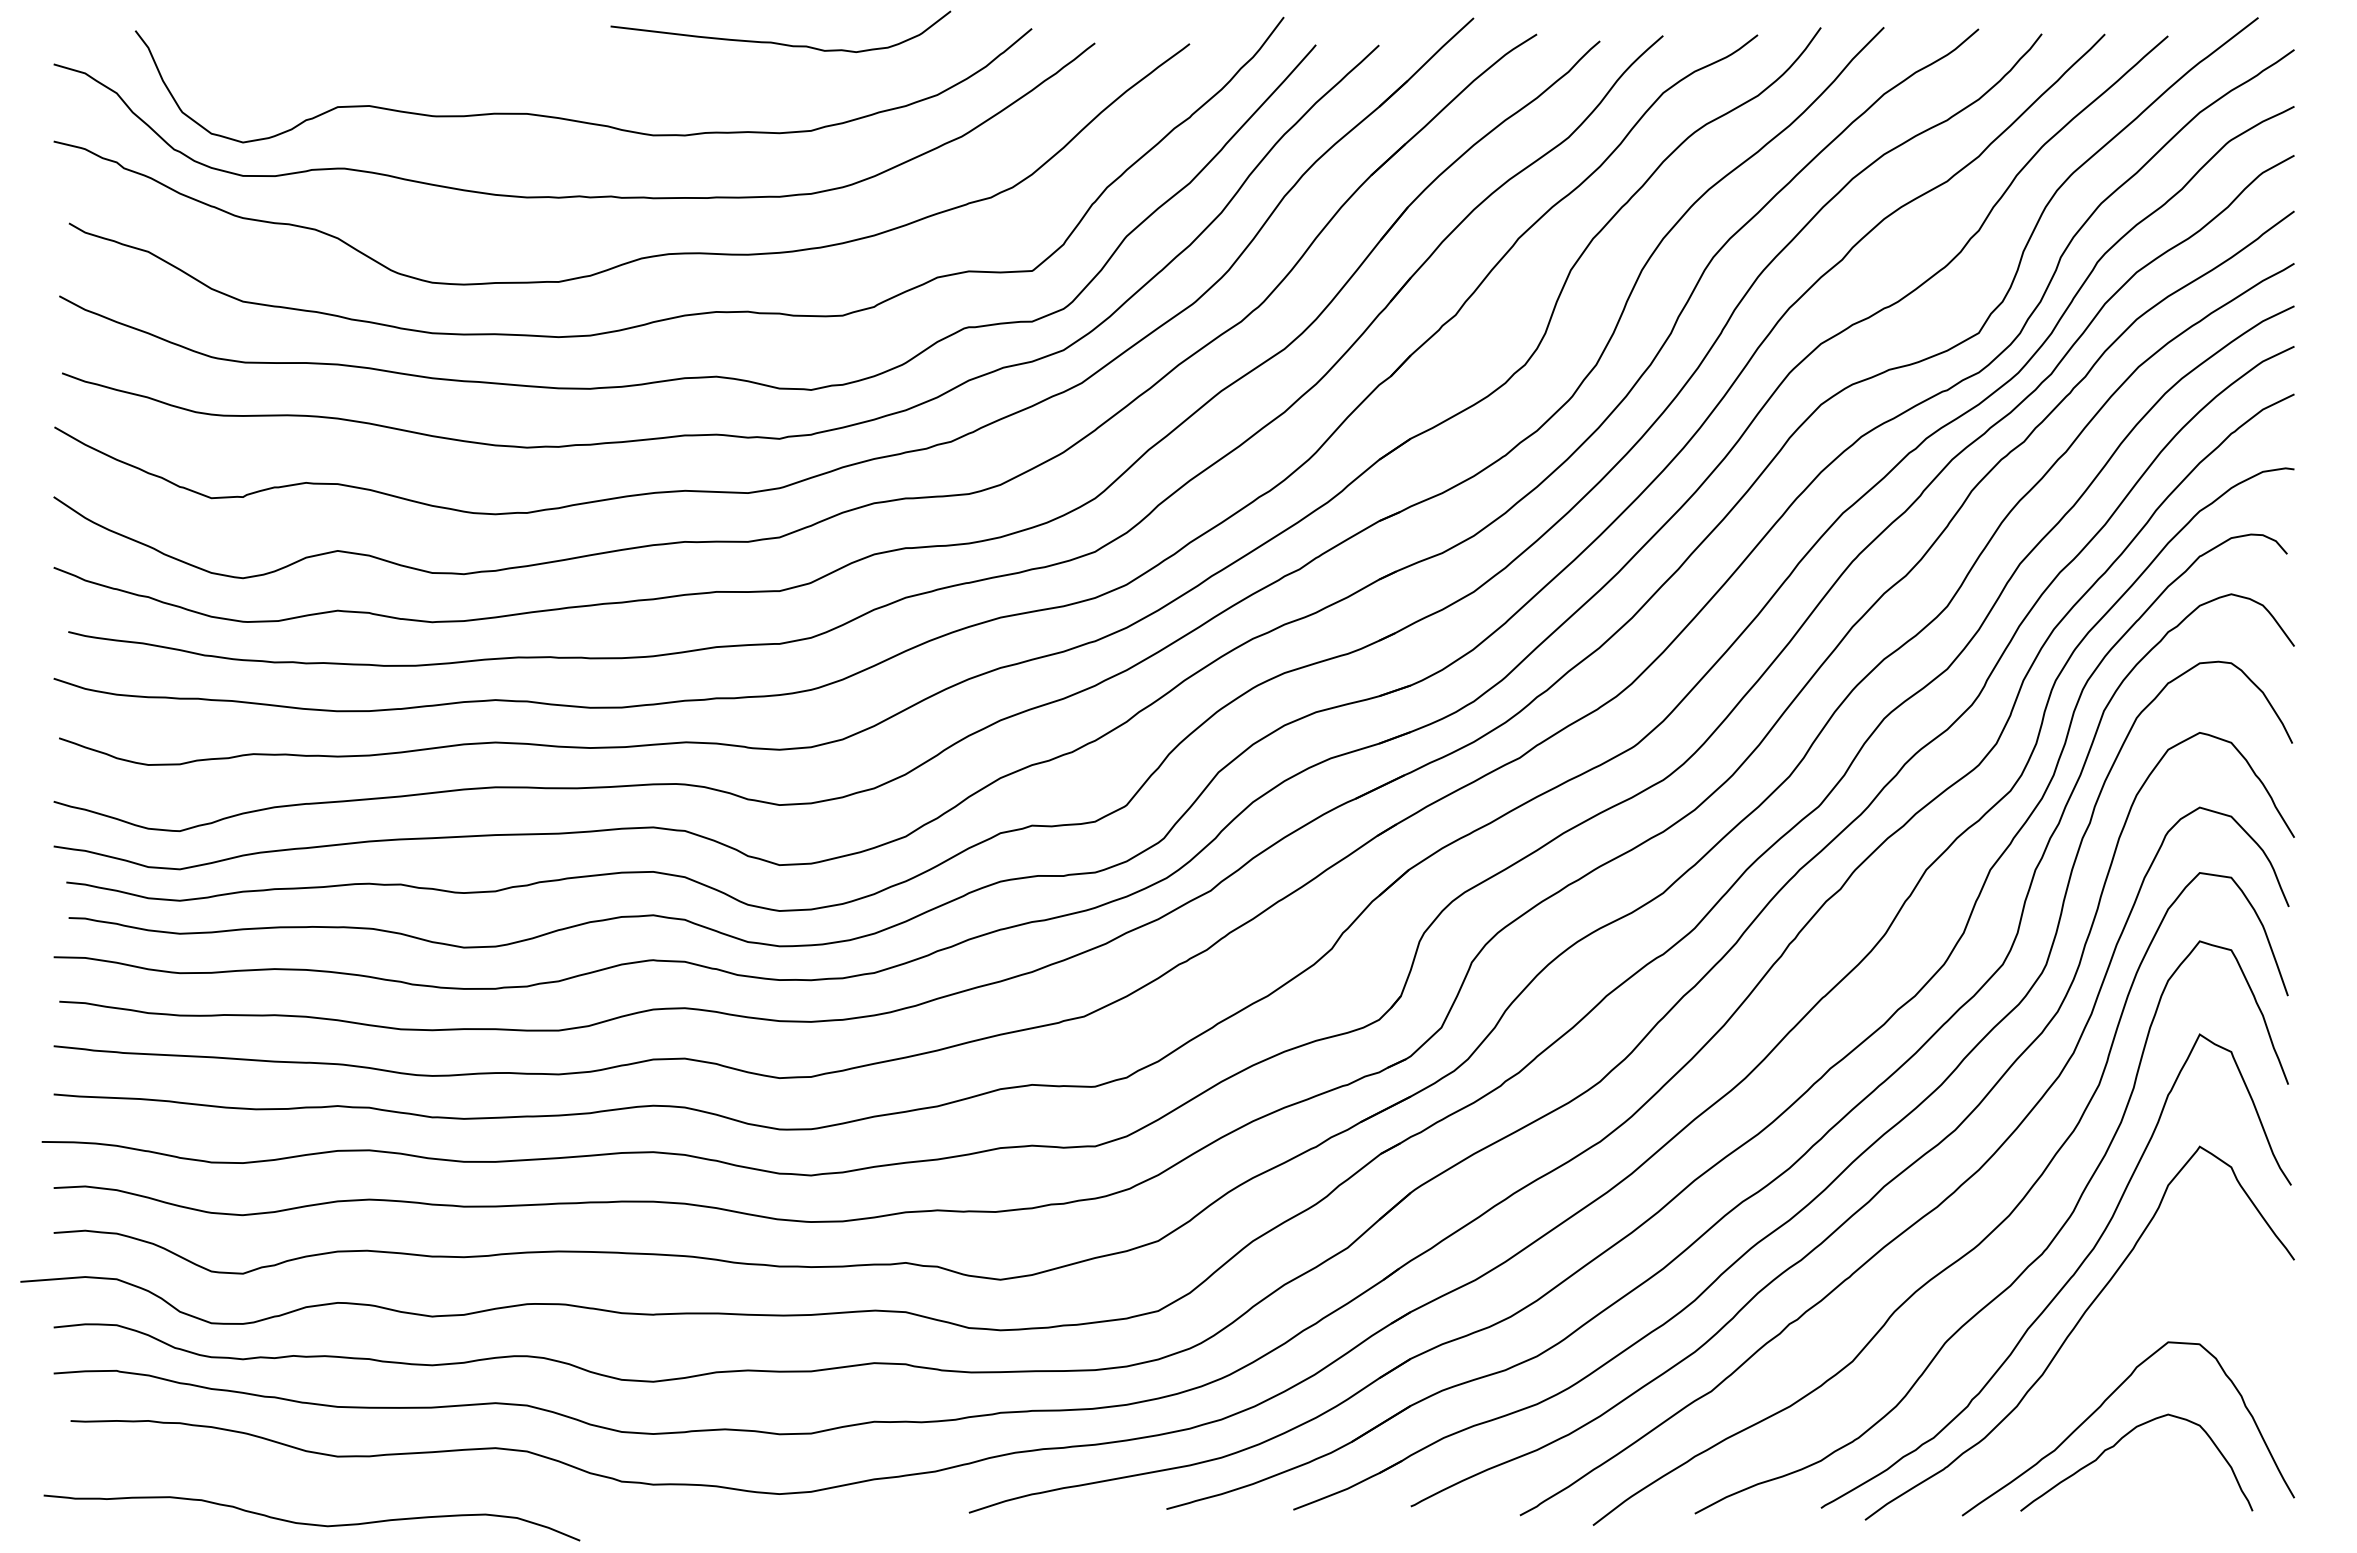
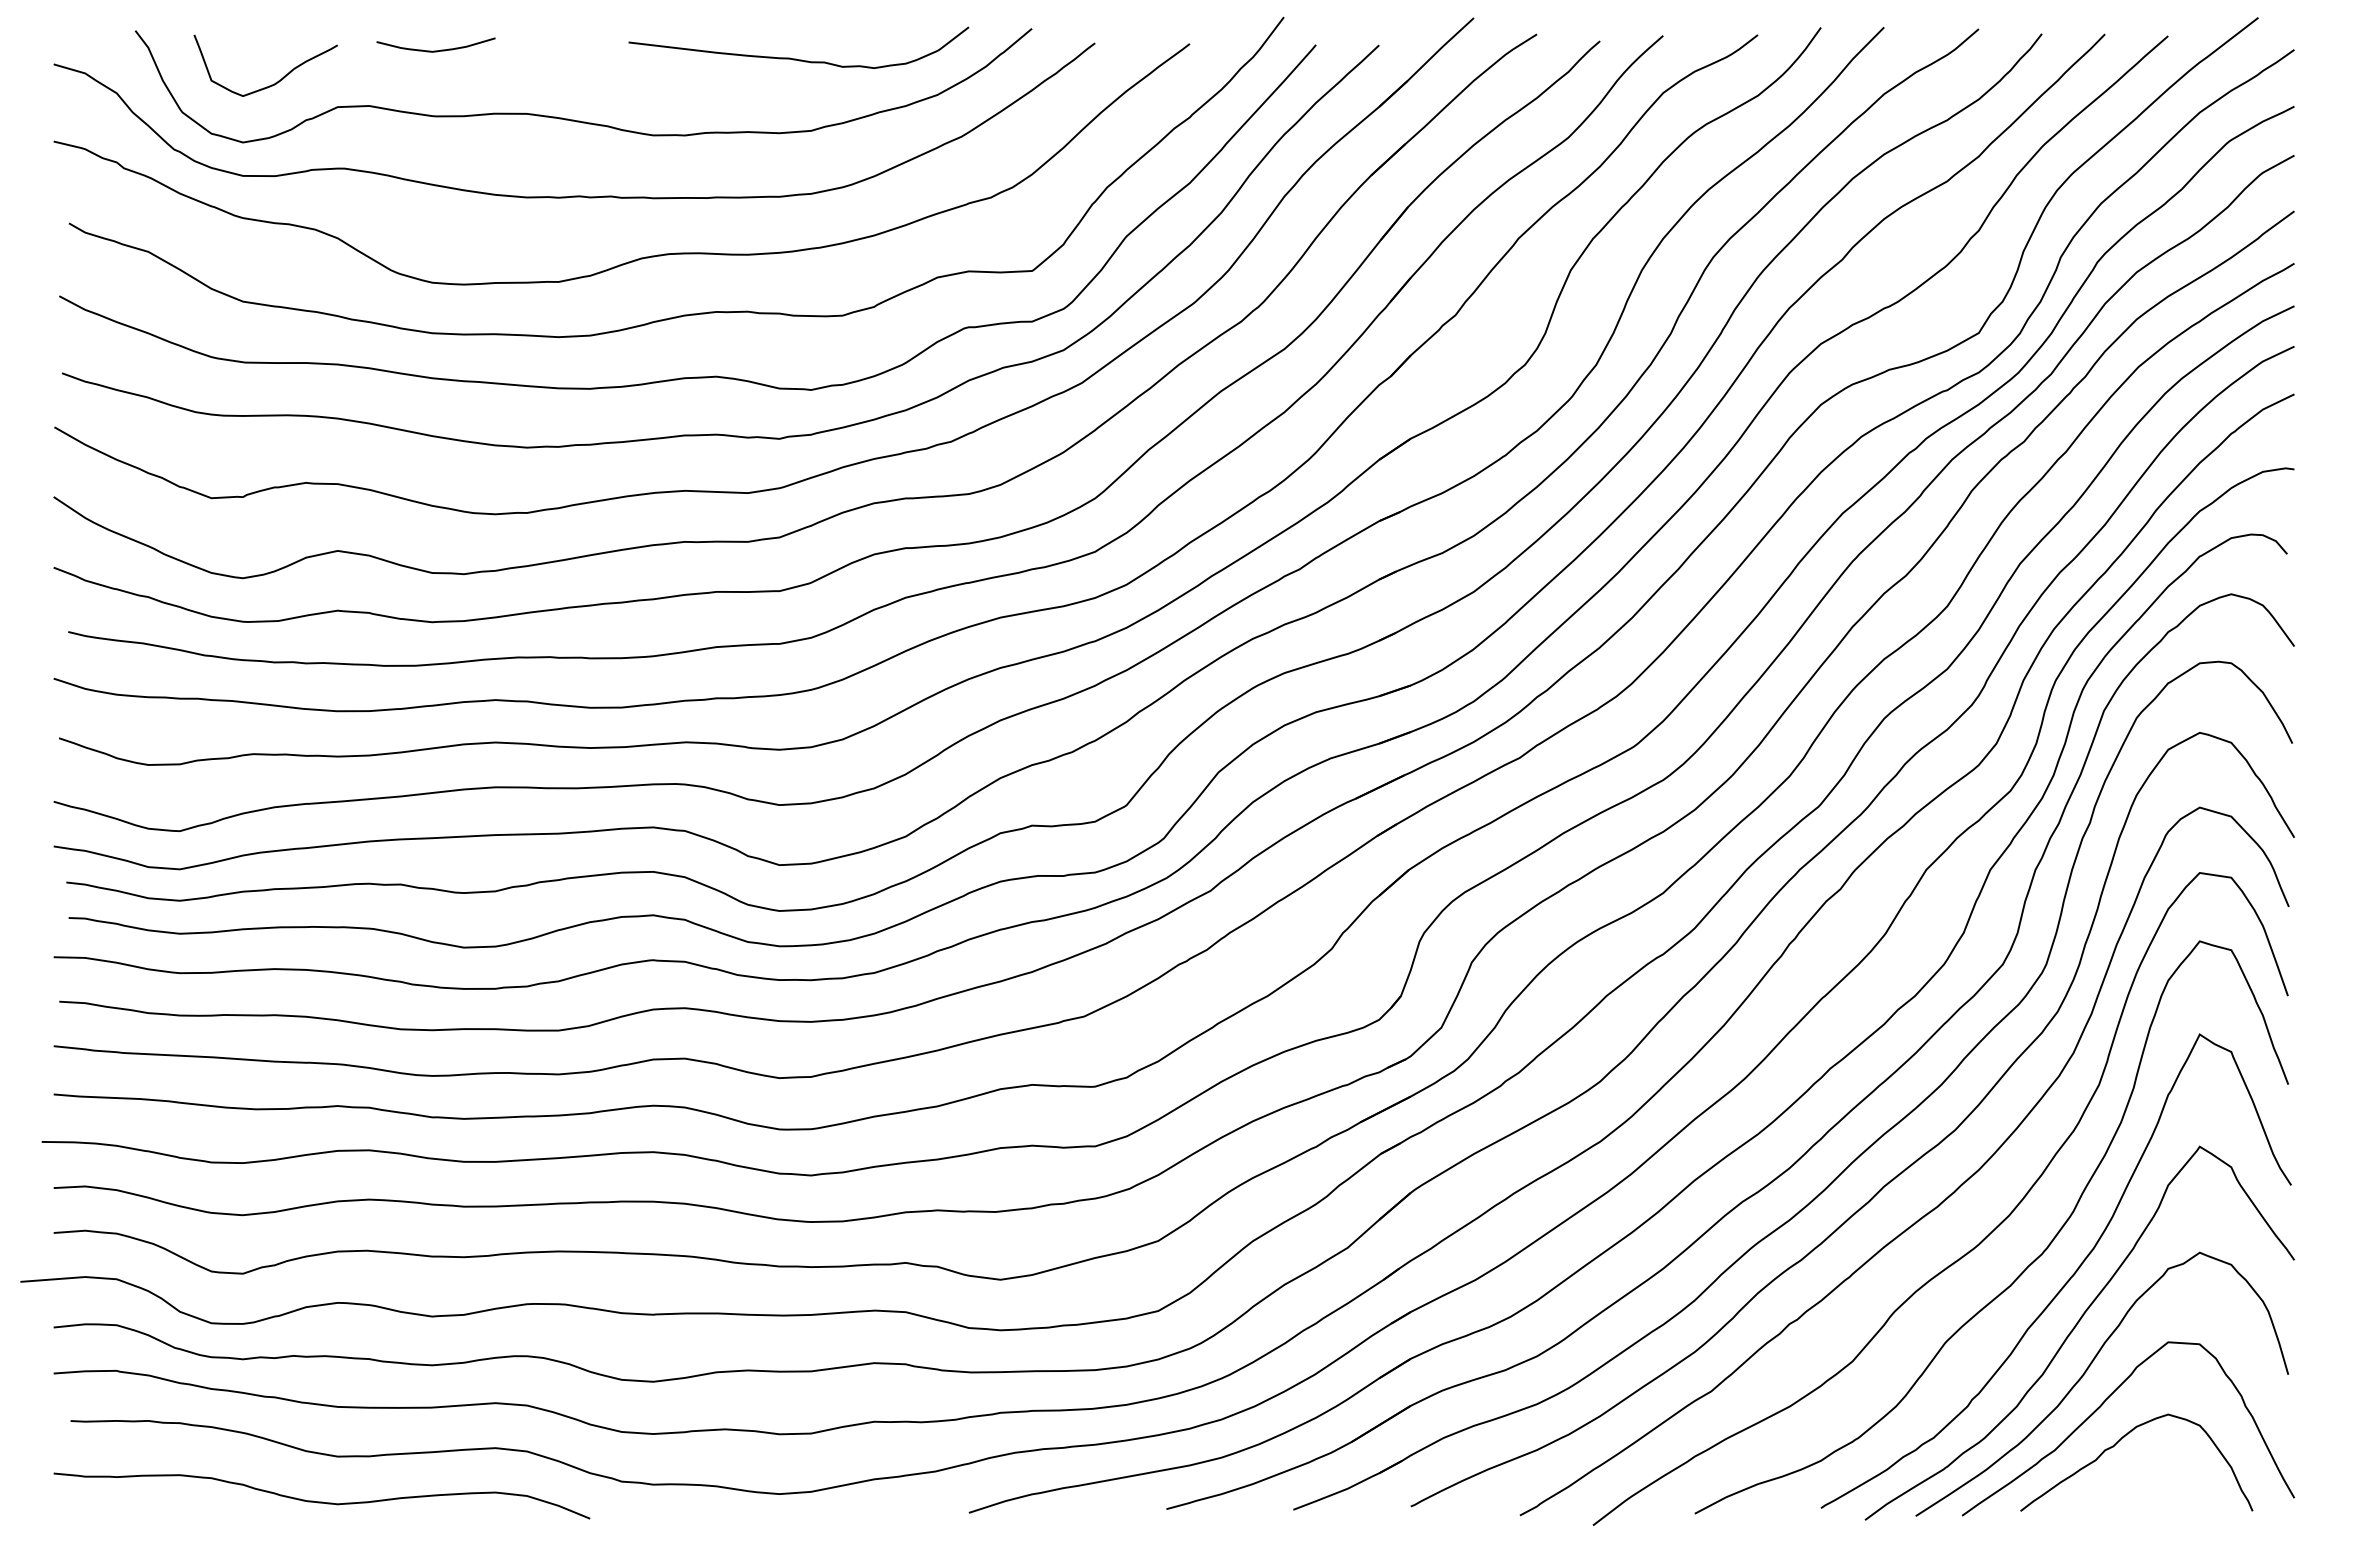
curve position: (778, 42) -> (796, 58) (796, 58)
curve: none -> present (435, 50)
curve: none -> present (275, 82)
curve: none -> present (2086, 1372)
curve position: (311, 1523) -> (321, 1501) (321, 1501)
